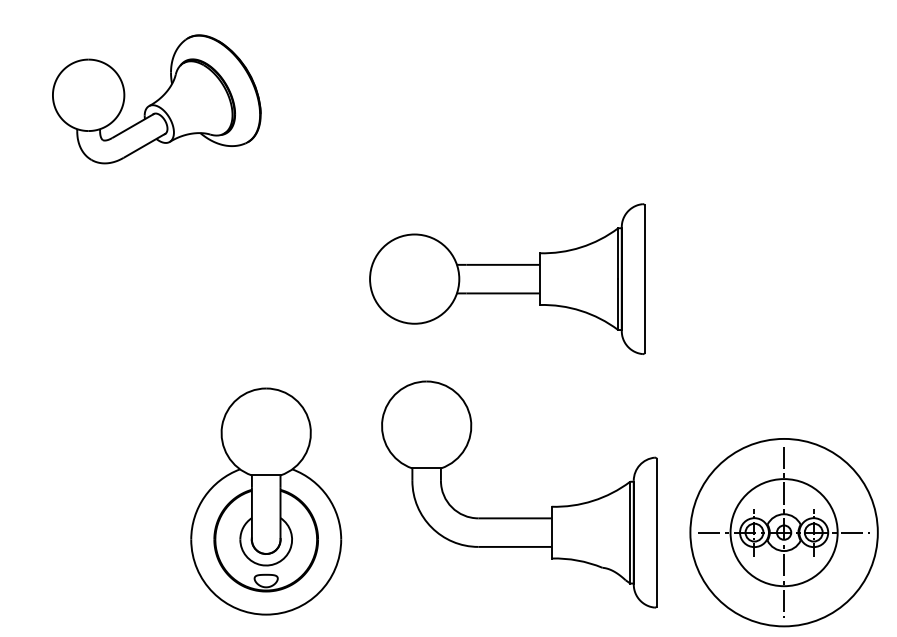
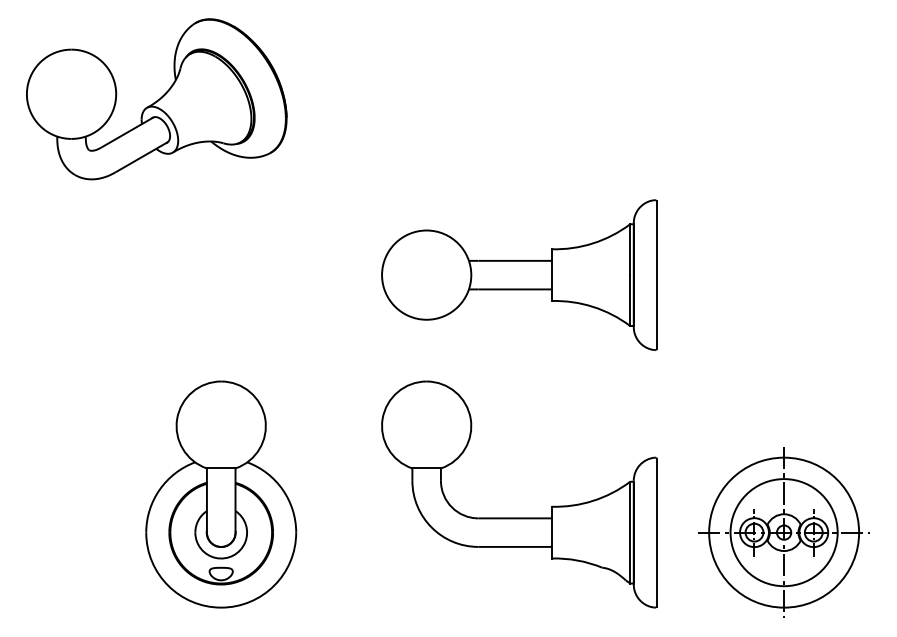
part size: 210x131 px -> 262x163 px (156, 99)
part position: (507, 278) -> (519, 274) (519, 274)
part position: (266, 501) -> (221, 494) (221, 494)
circle diameter: 187 px -> 150 px (784, 532)
